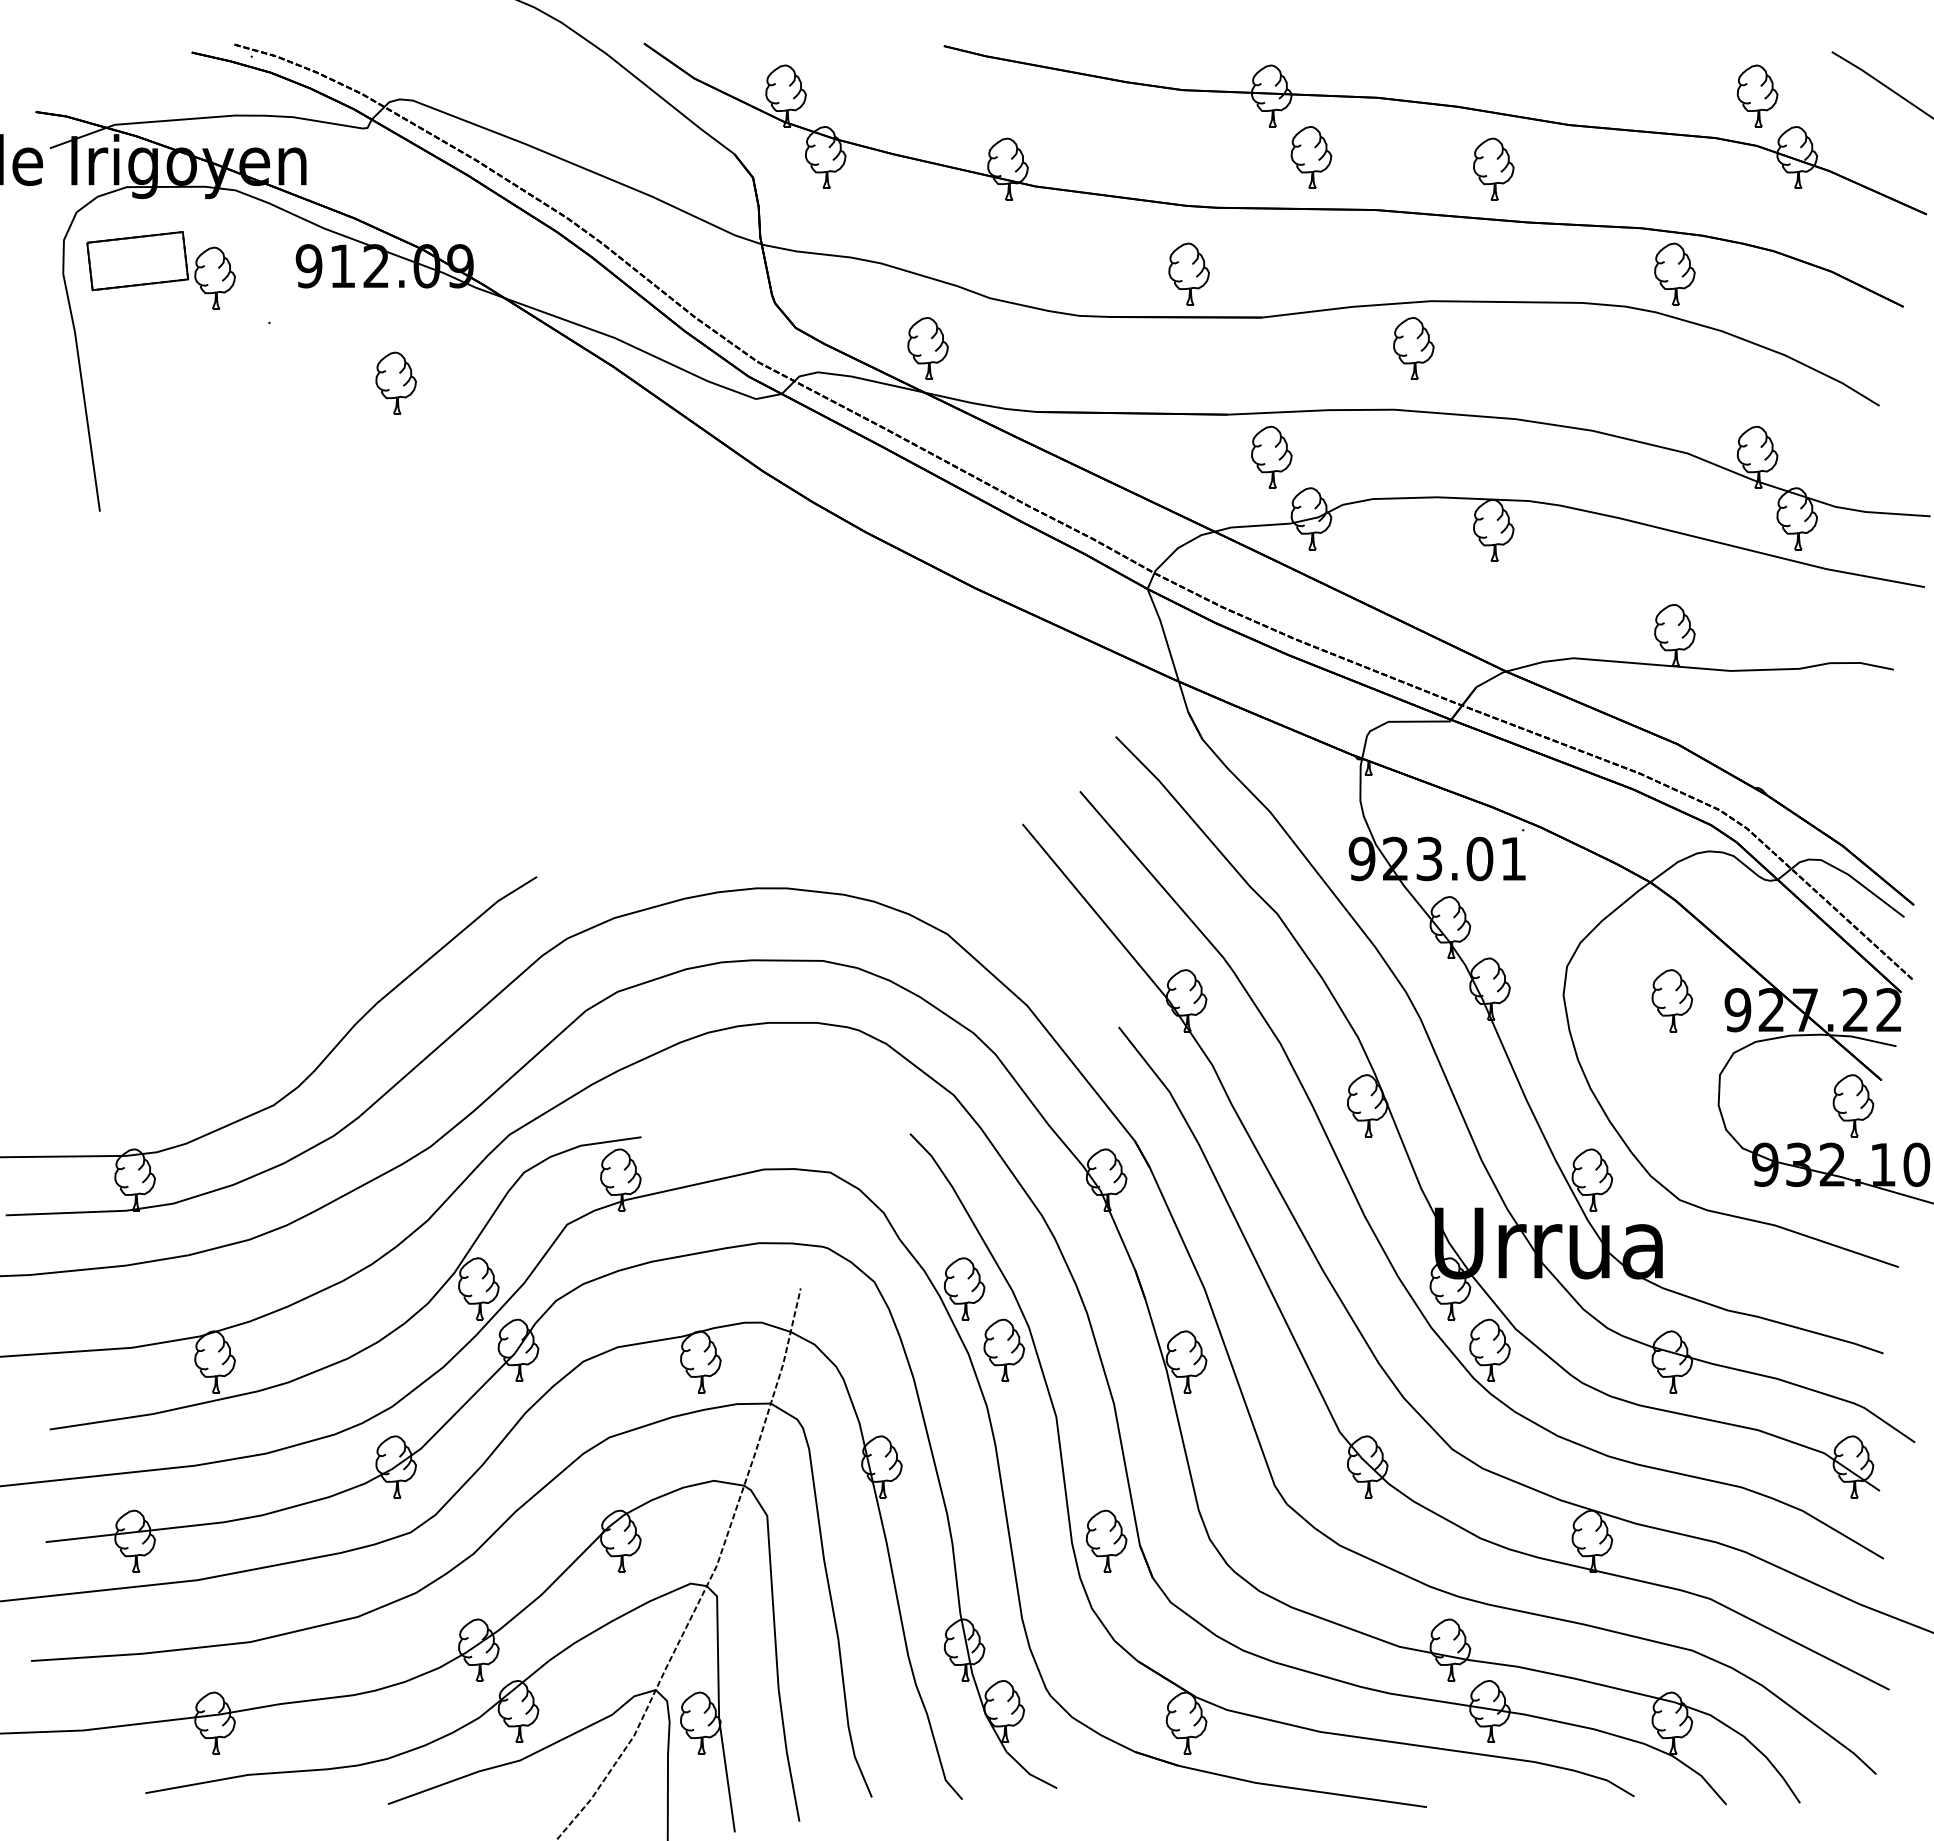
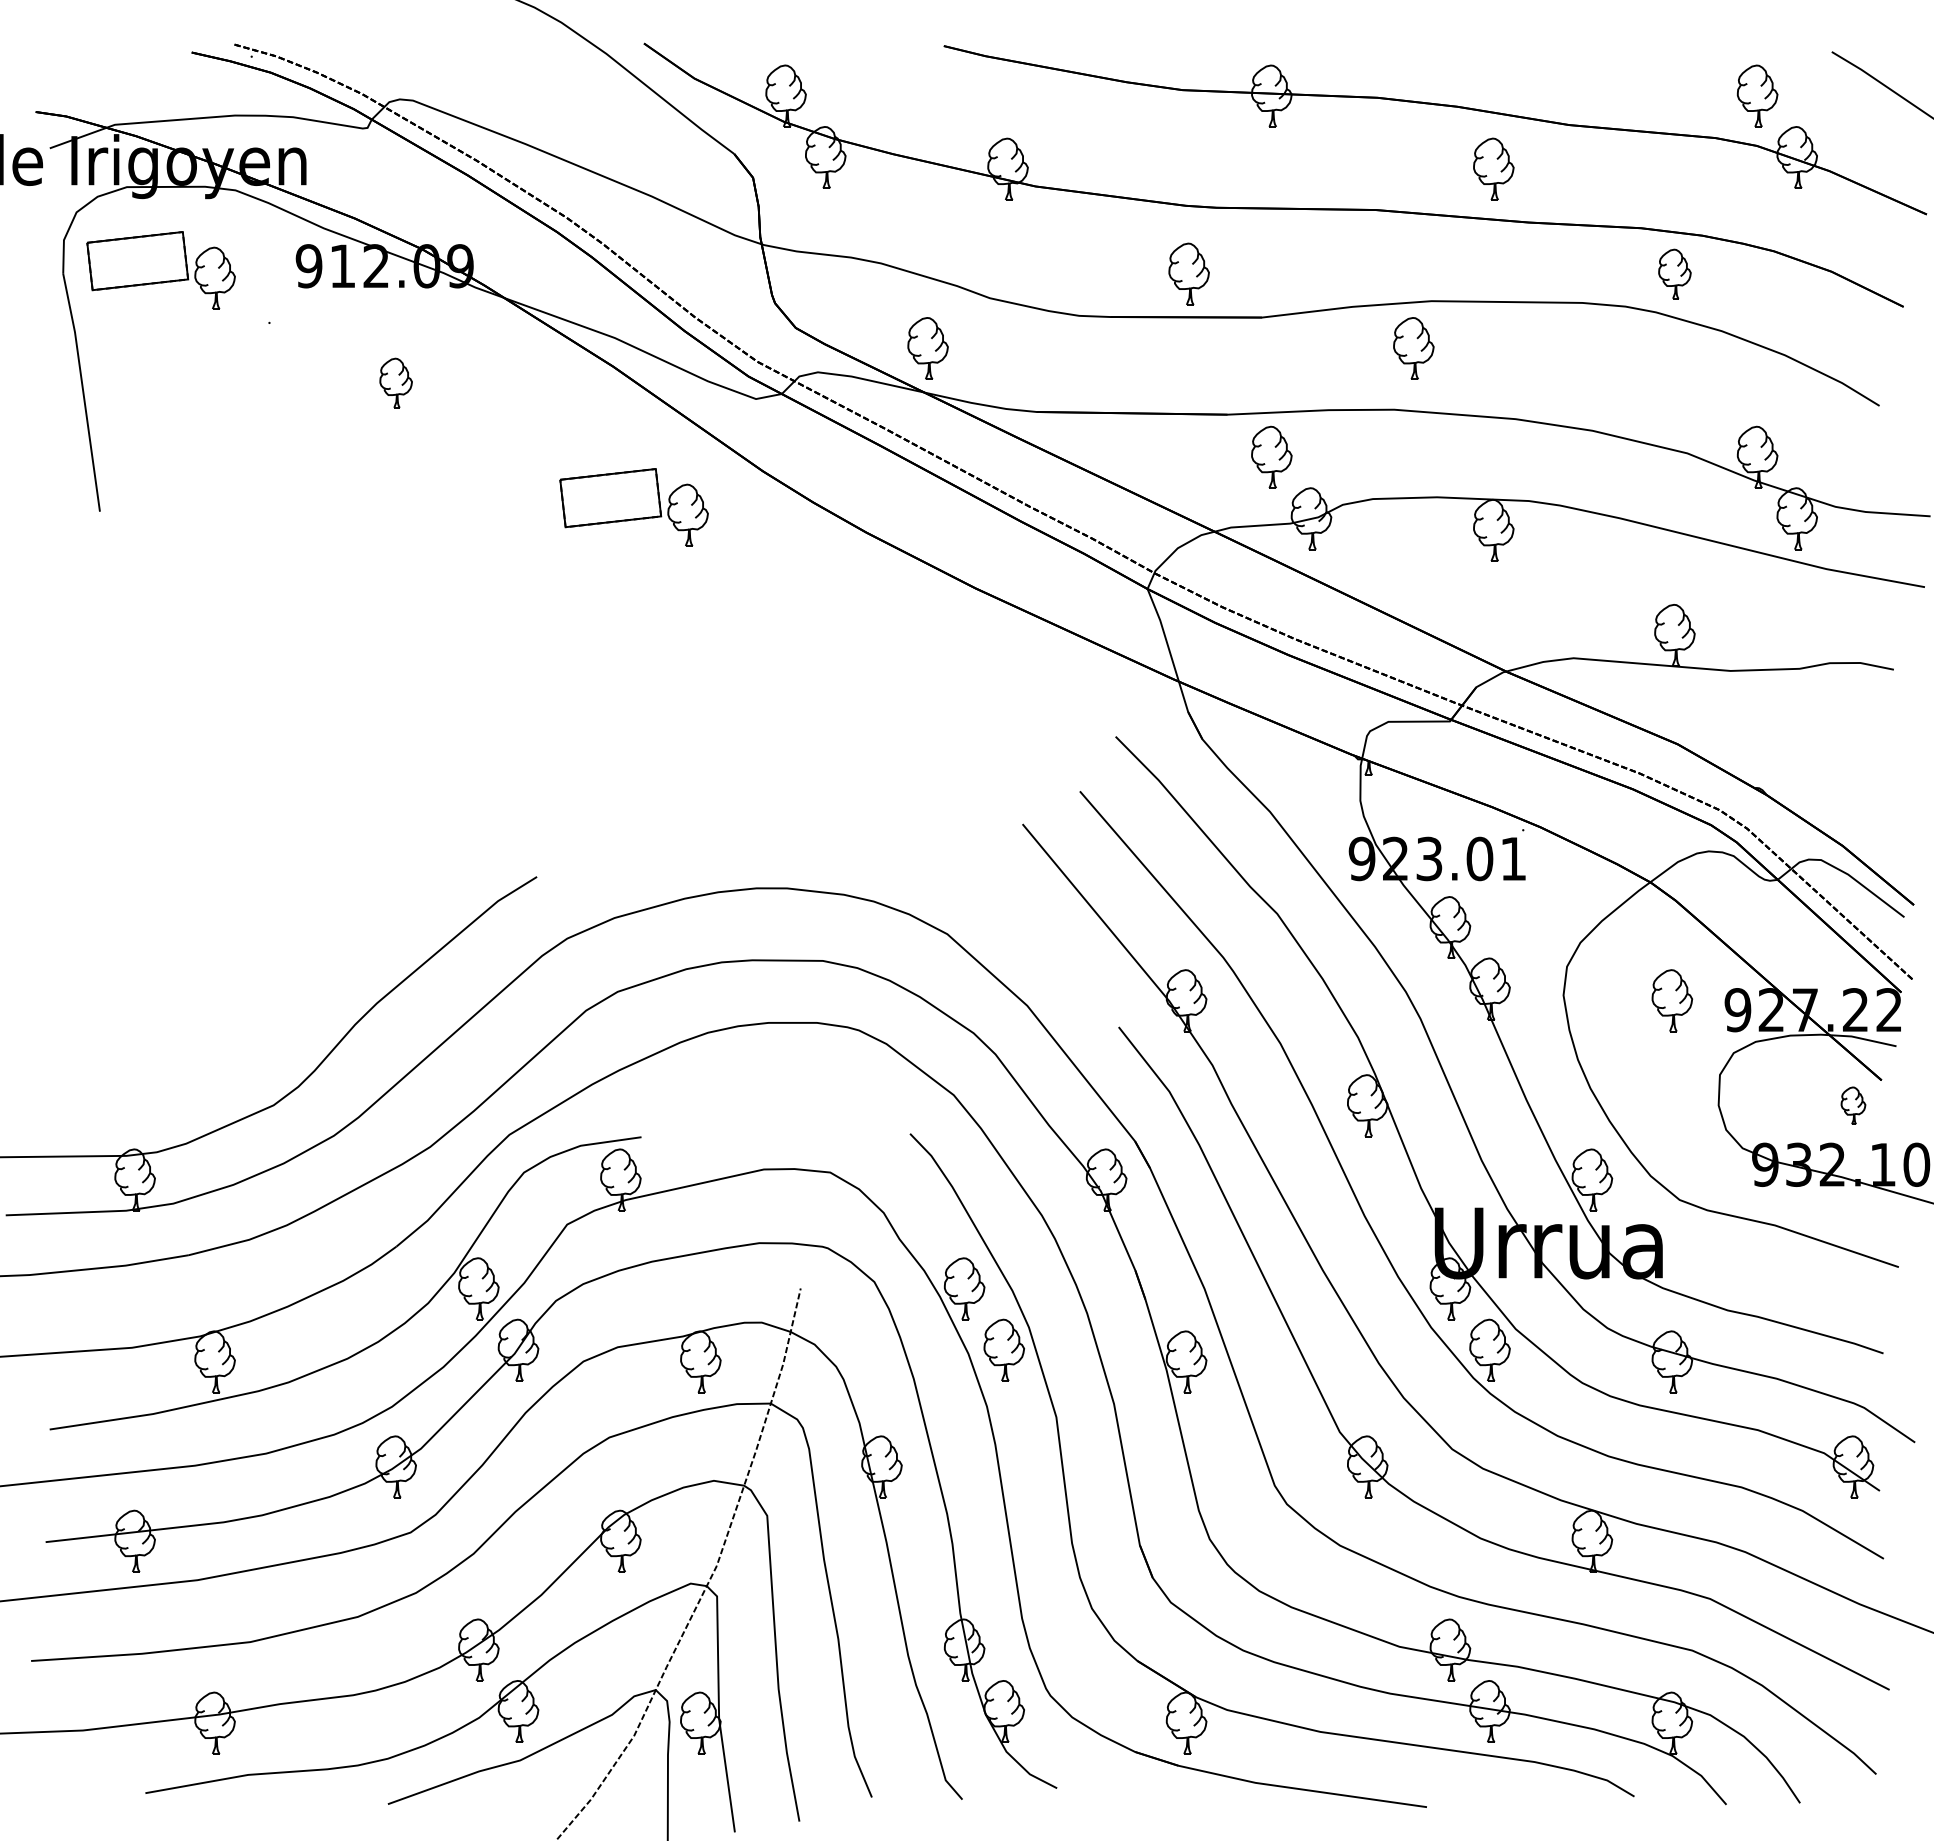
part: present -> none (1311, 157)
part size: 42x64 px -> 34x52 px (1674, 273)
part size: 42x64 px -> 34x52 px (395, 382)
part: none -> present (633, 507)
part size: 43x64 px -> 27x39 px (1853, 1105)
part: present -> none (1106, 1540)
